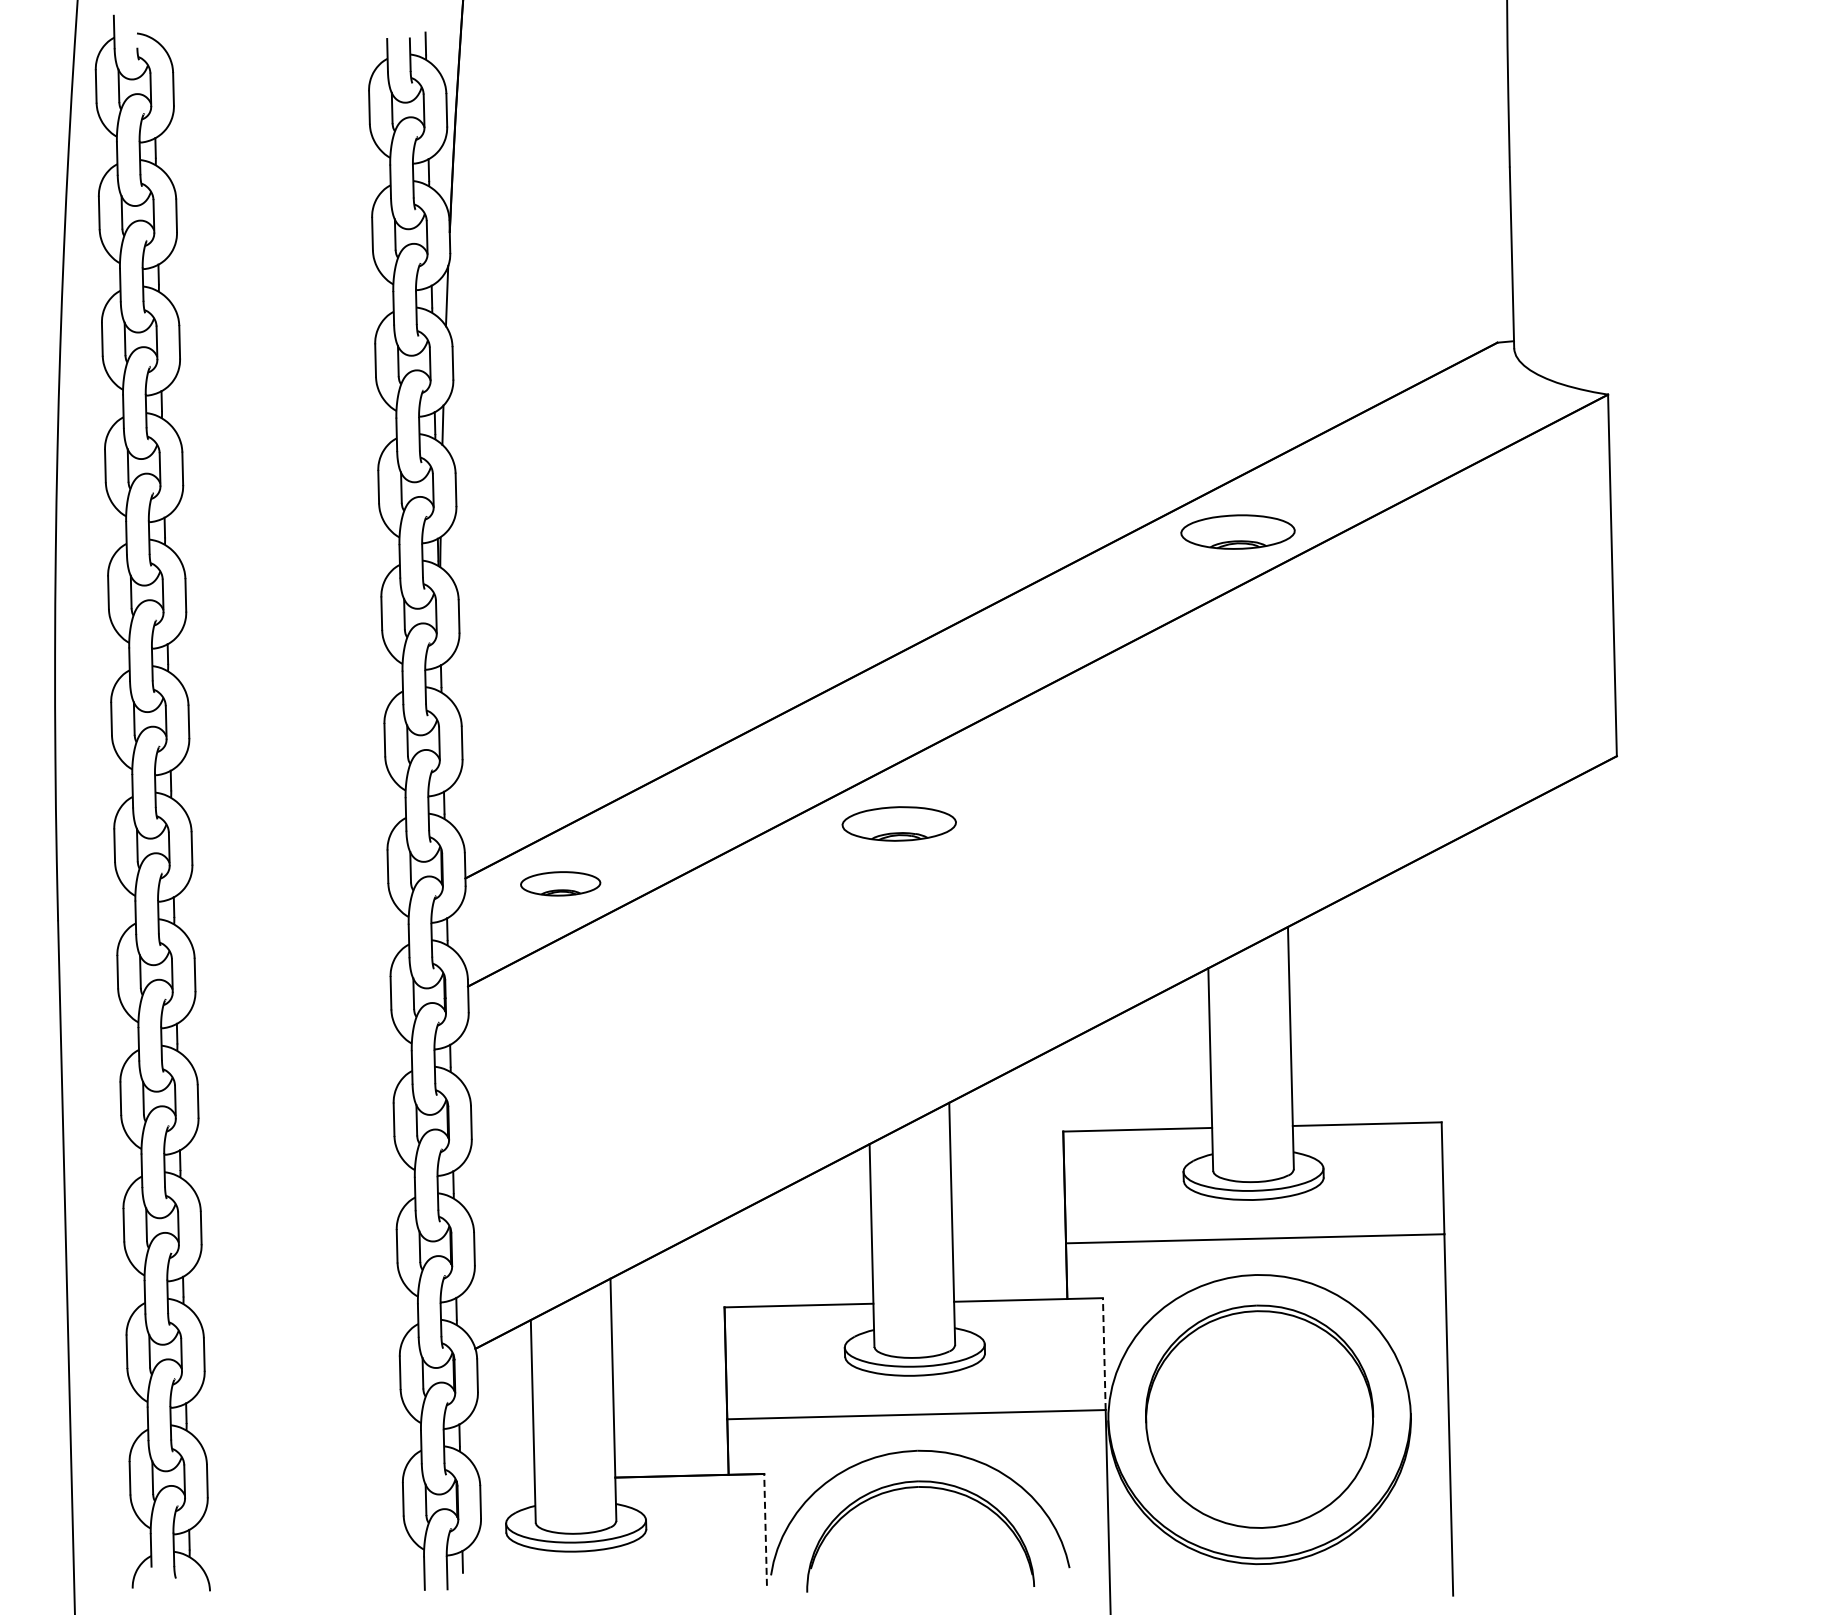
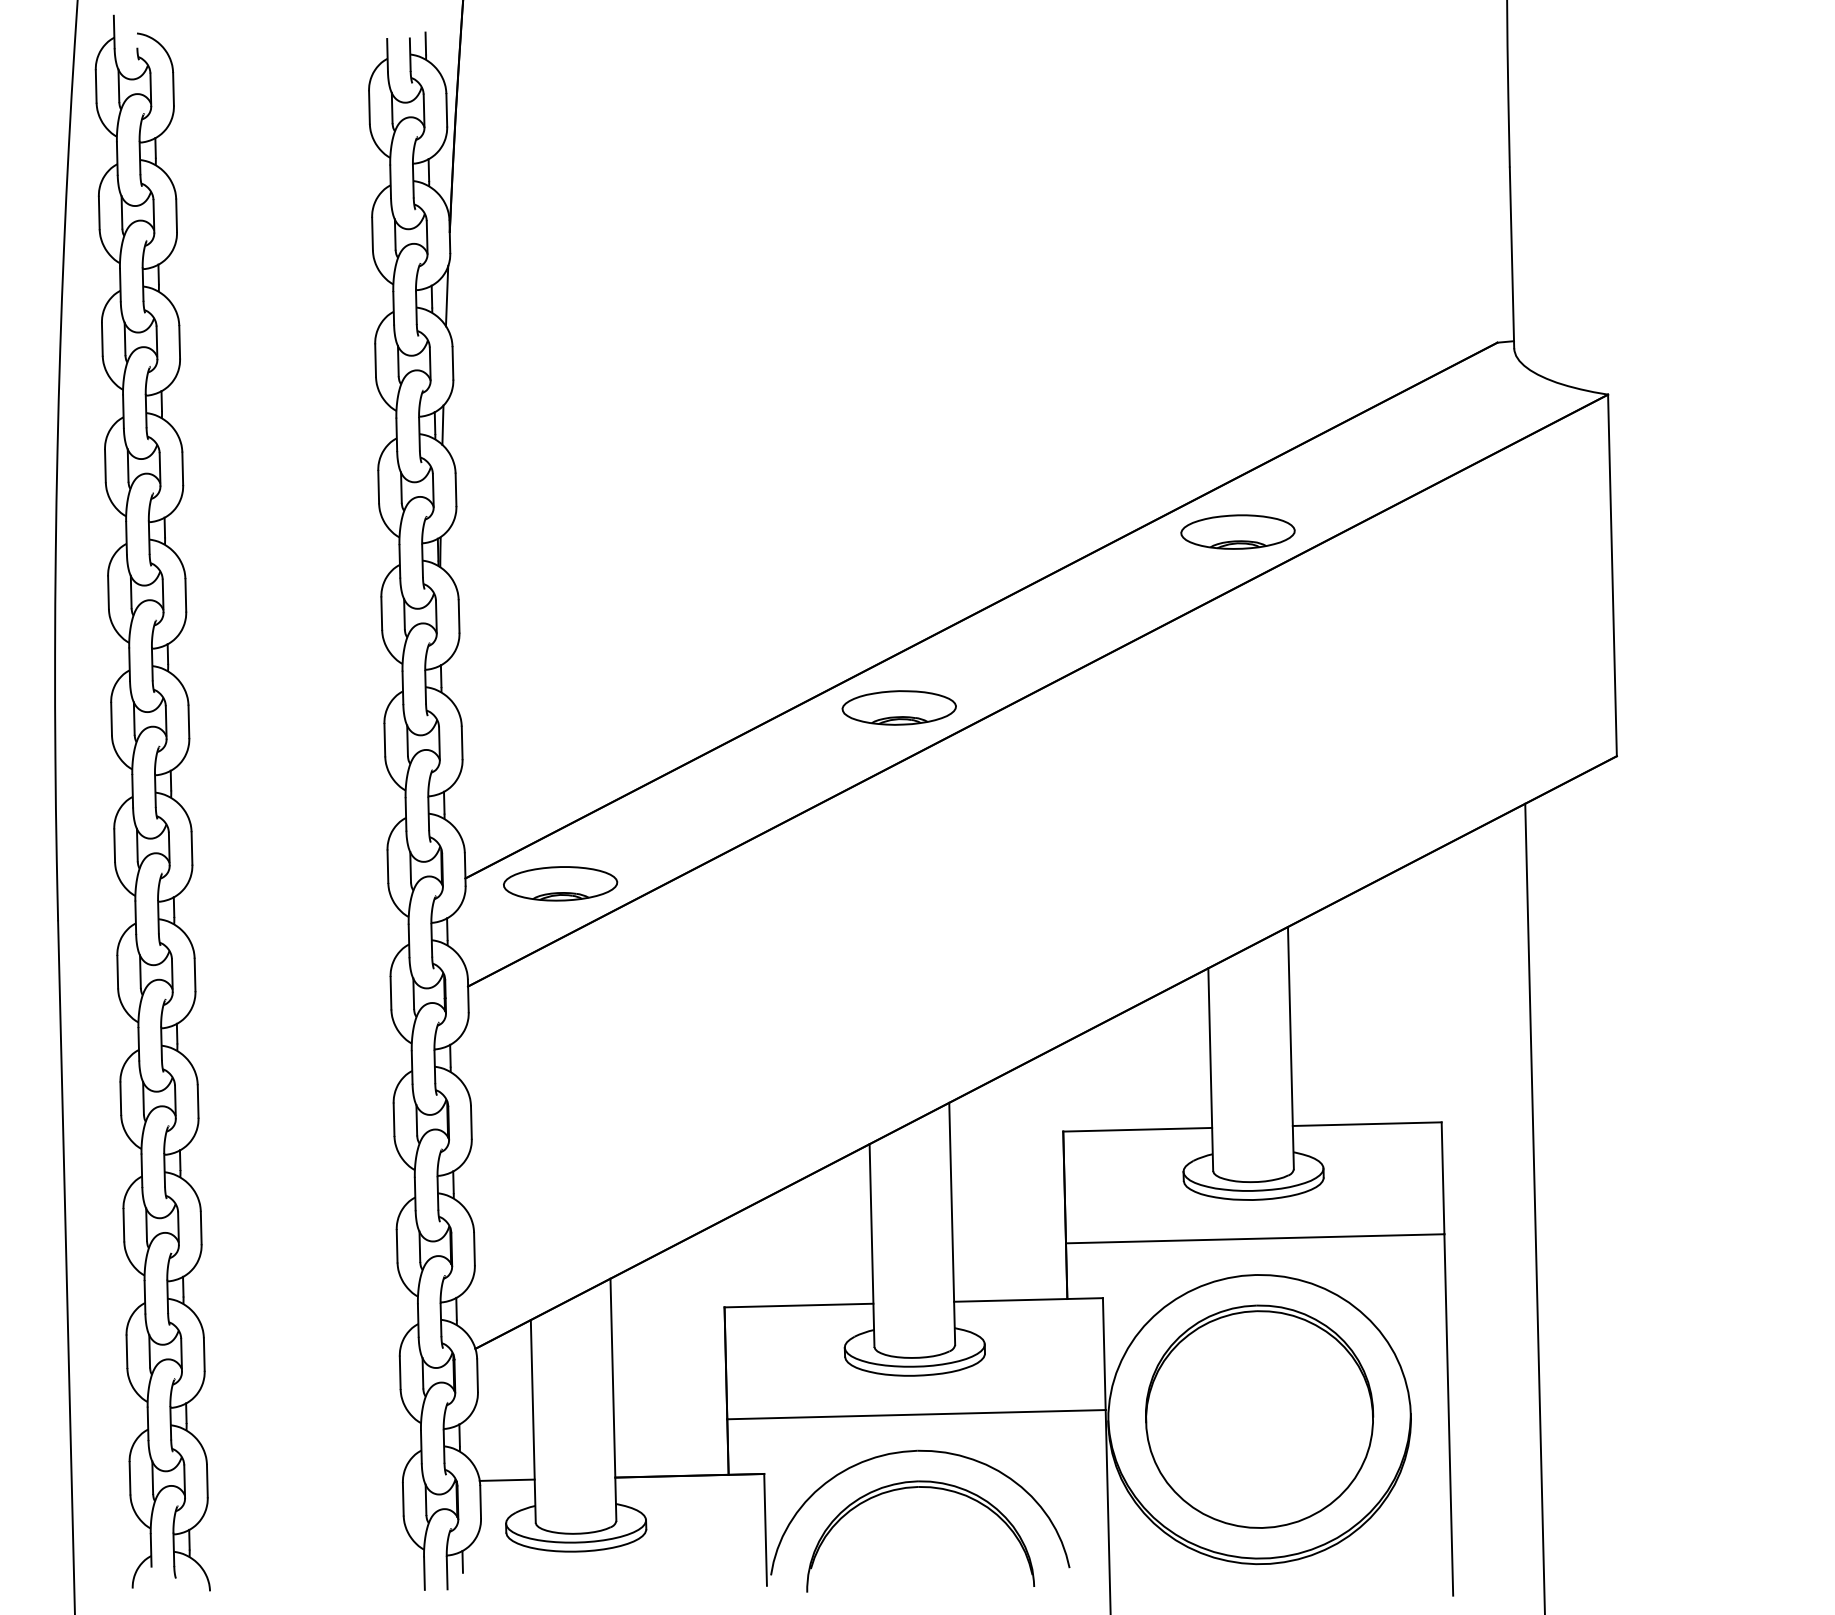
part position: (898, 823) -> (898, 707) (898, 707)
part size: 82x26 px -> 116x36 px (560, 883)
line: none -> present (1534, 1207)
line: dashed -> solid (1104, 1354)
line: none -> present (506, 1479)
line: dashed -> solid (765, 1529)
